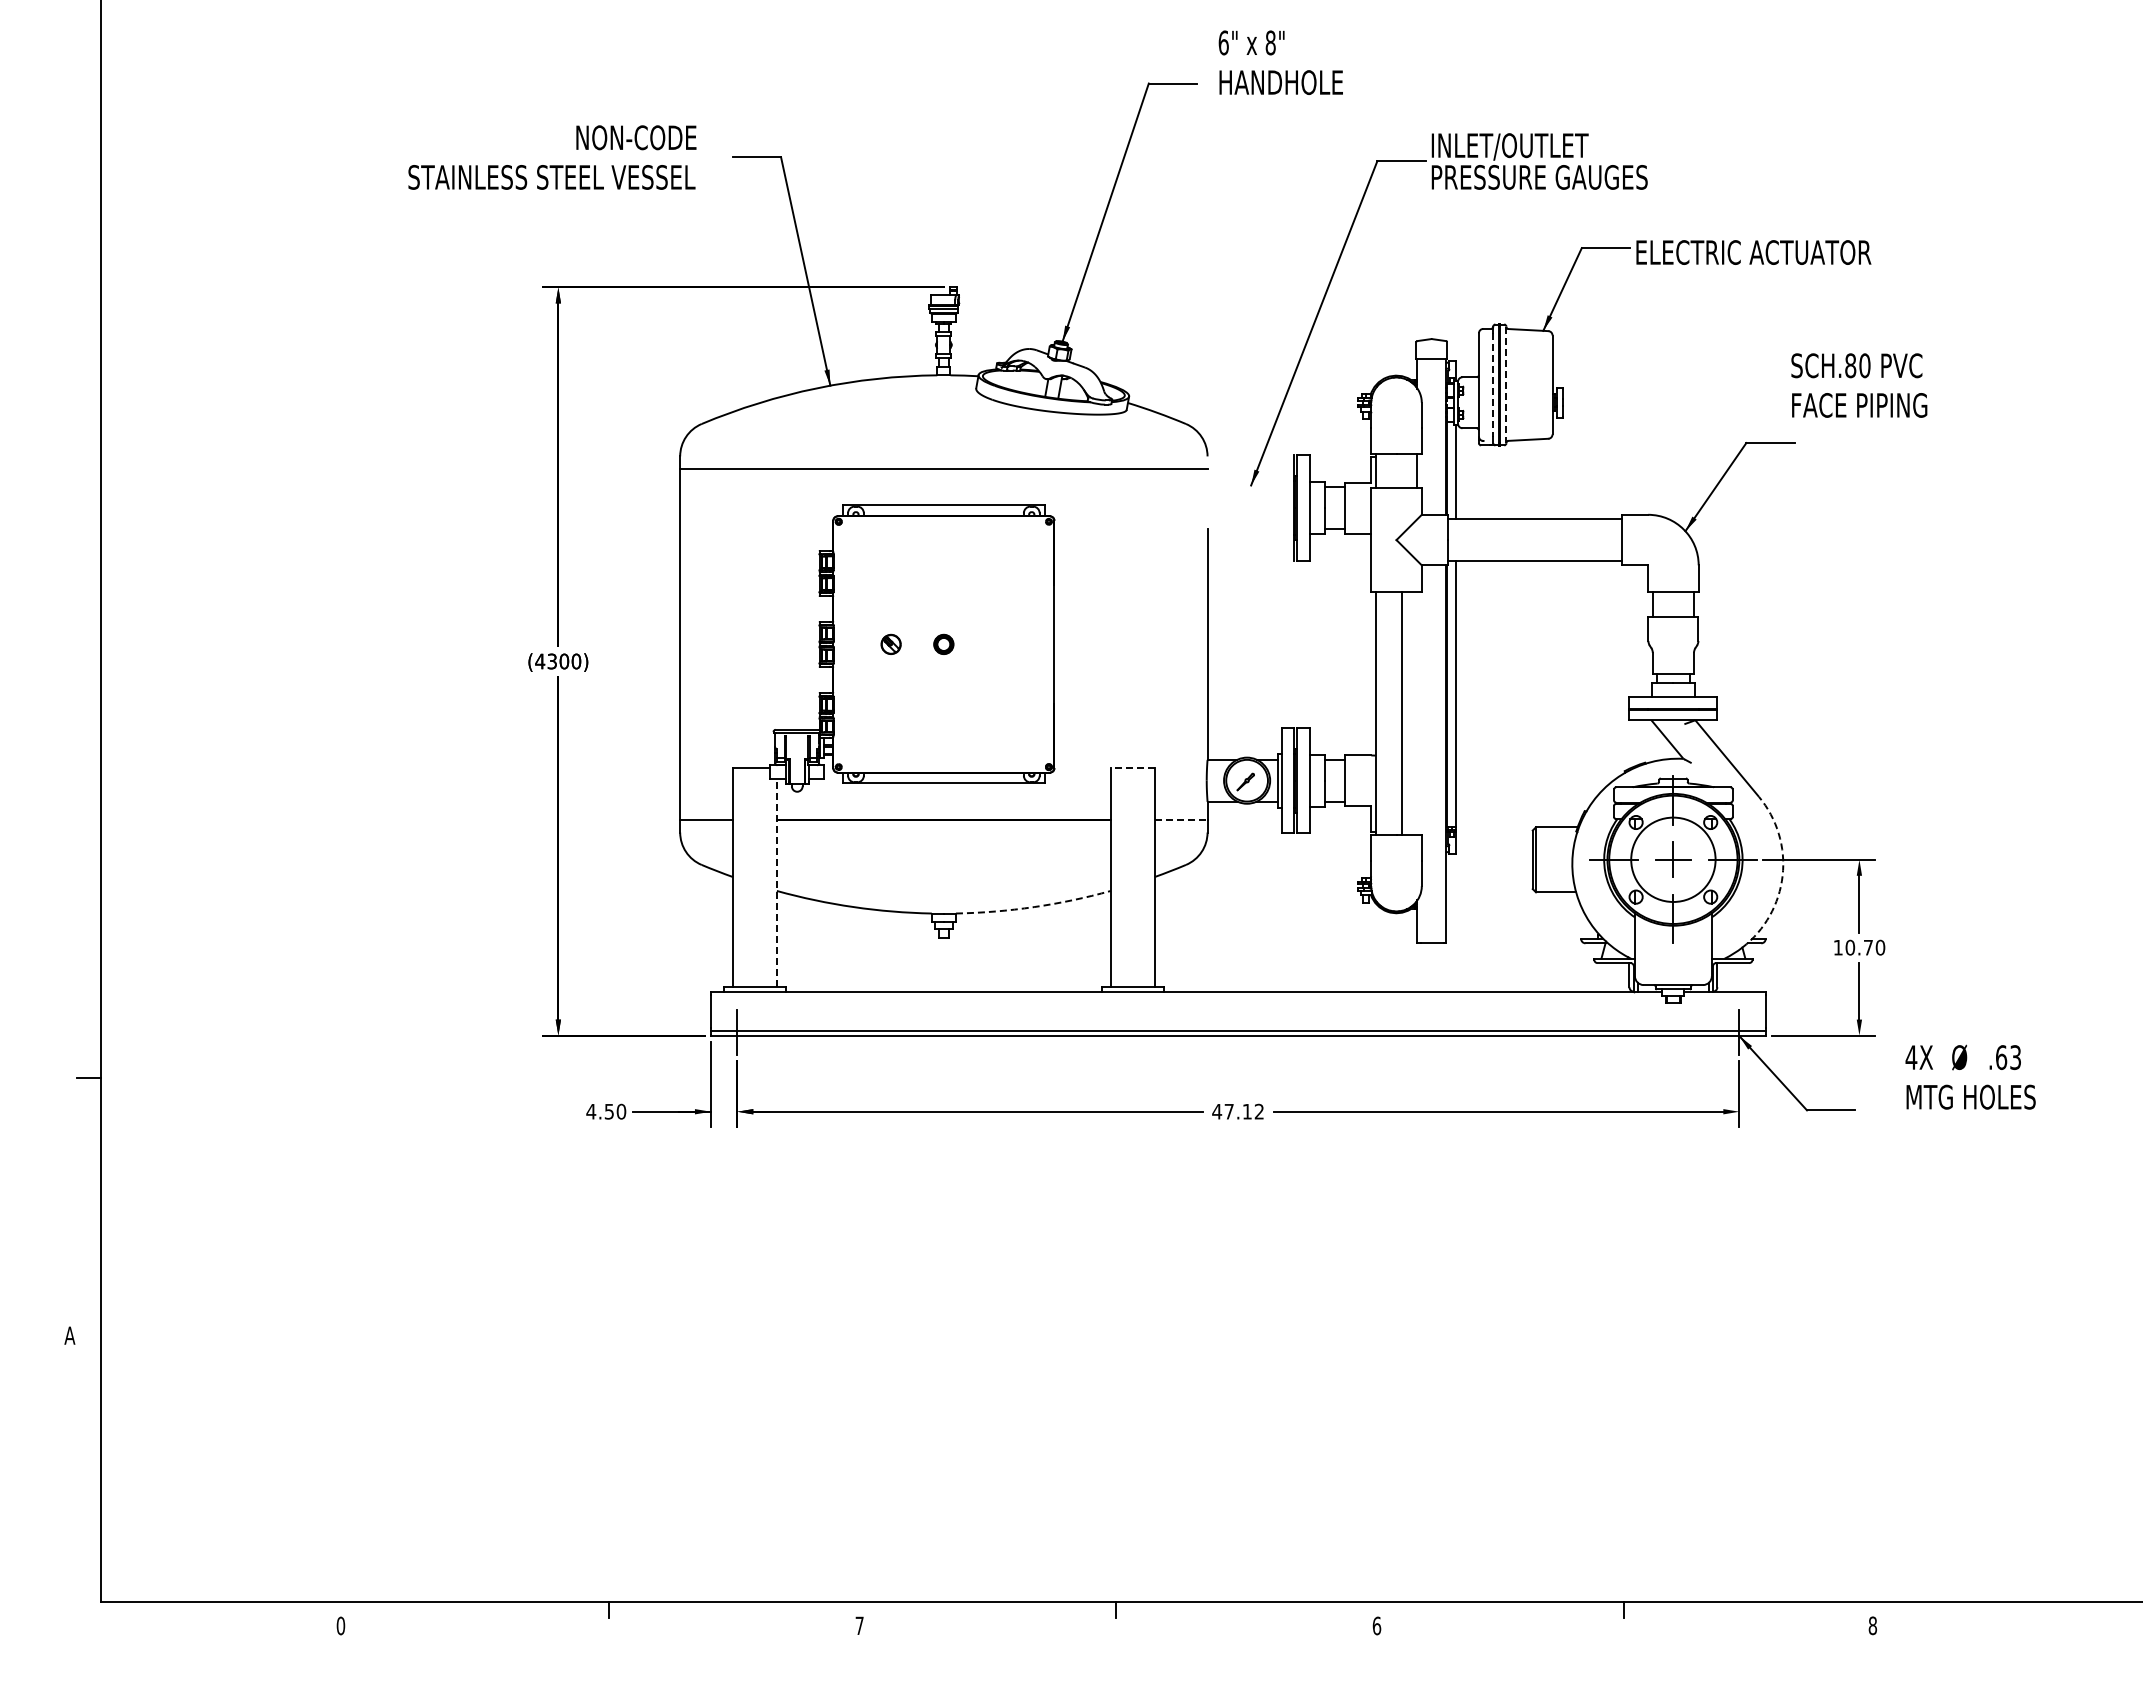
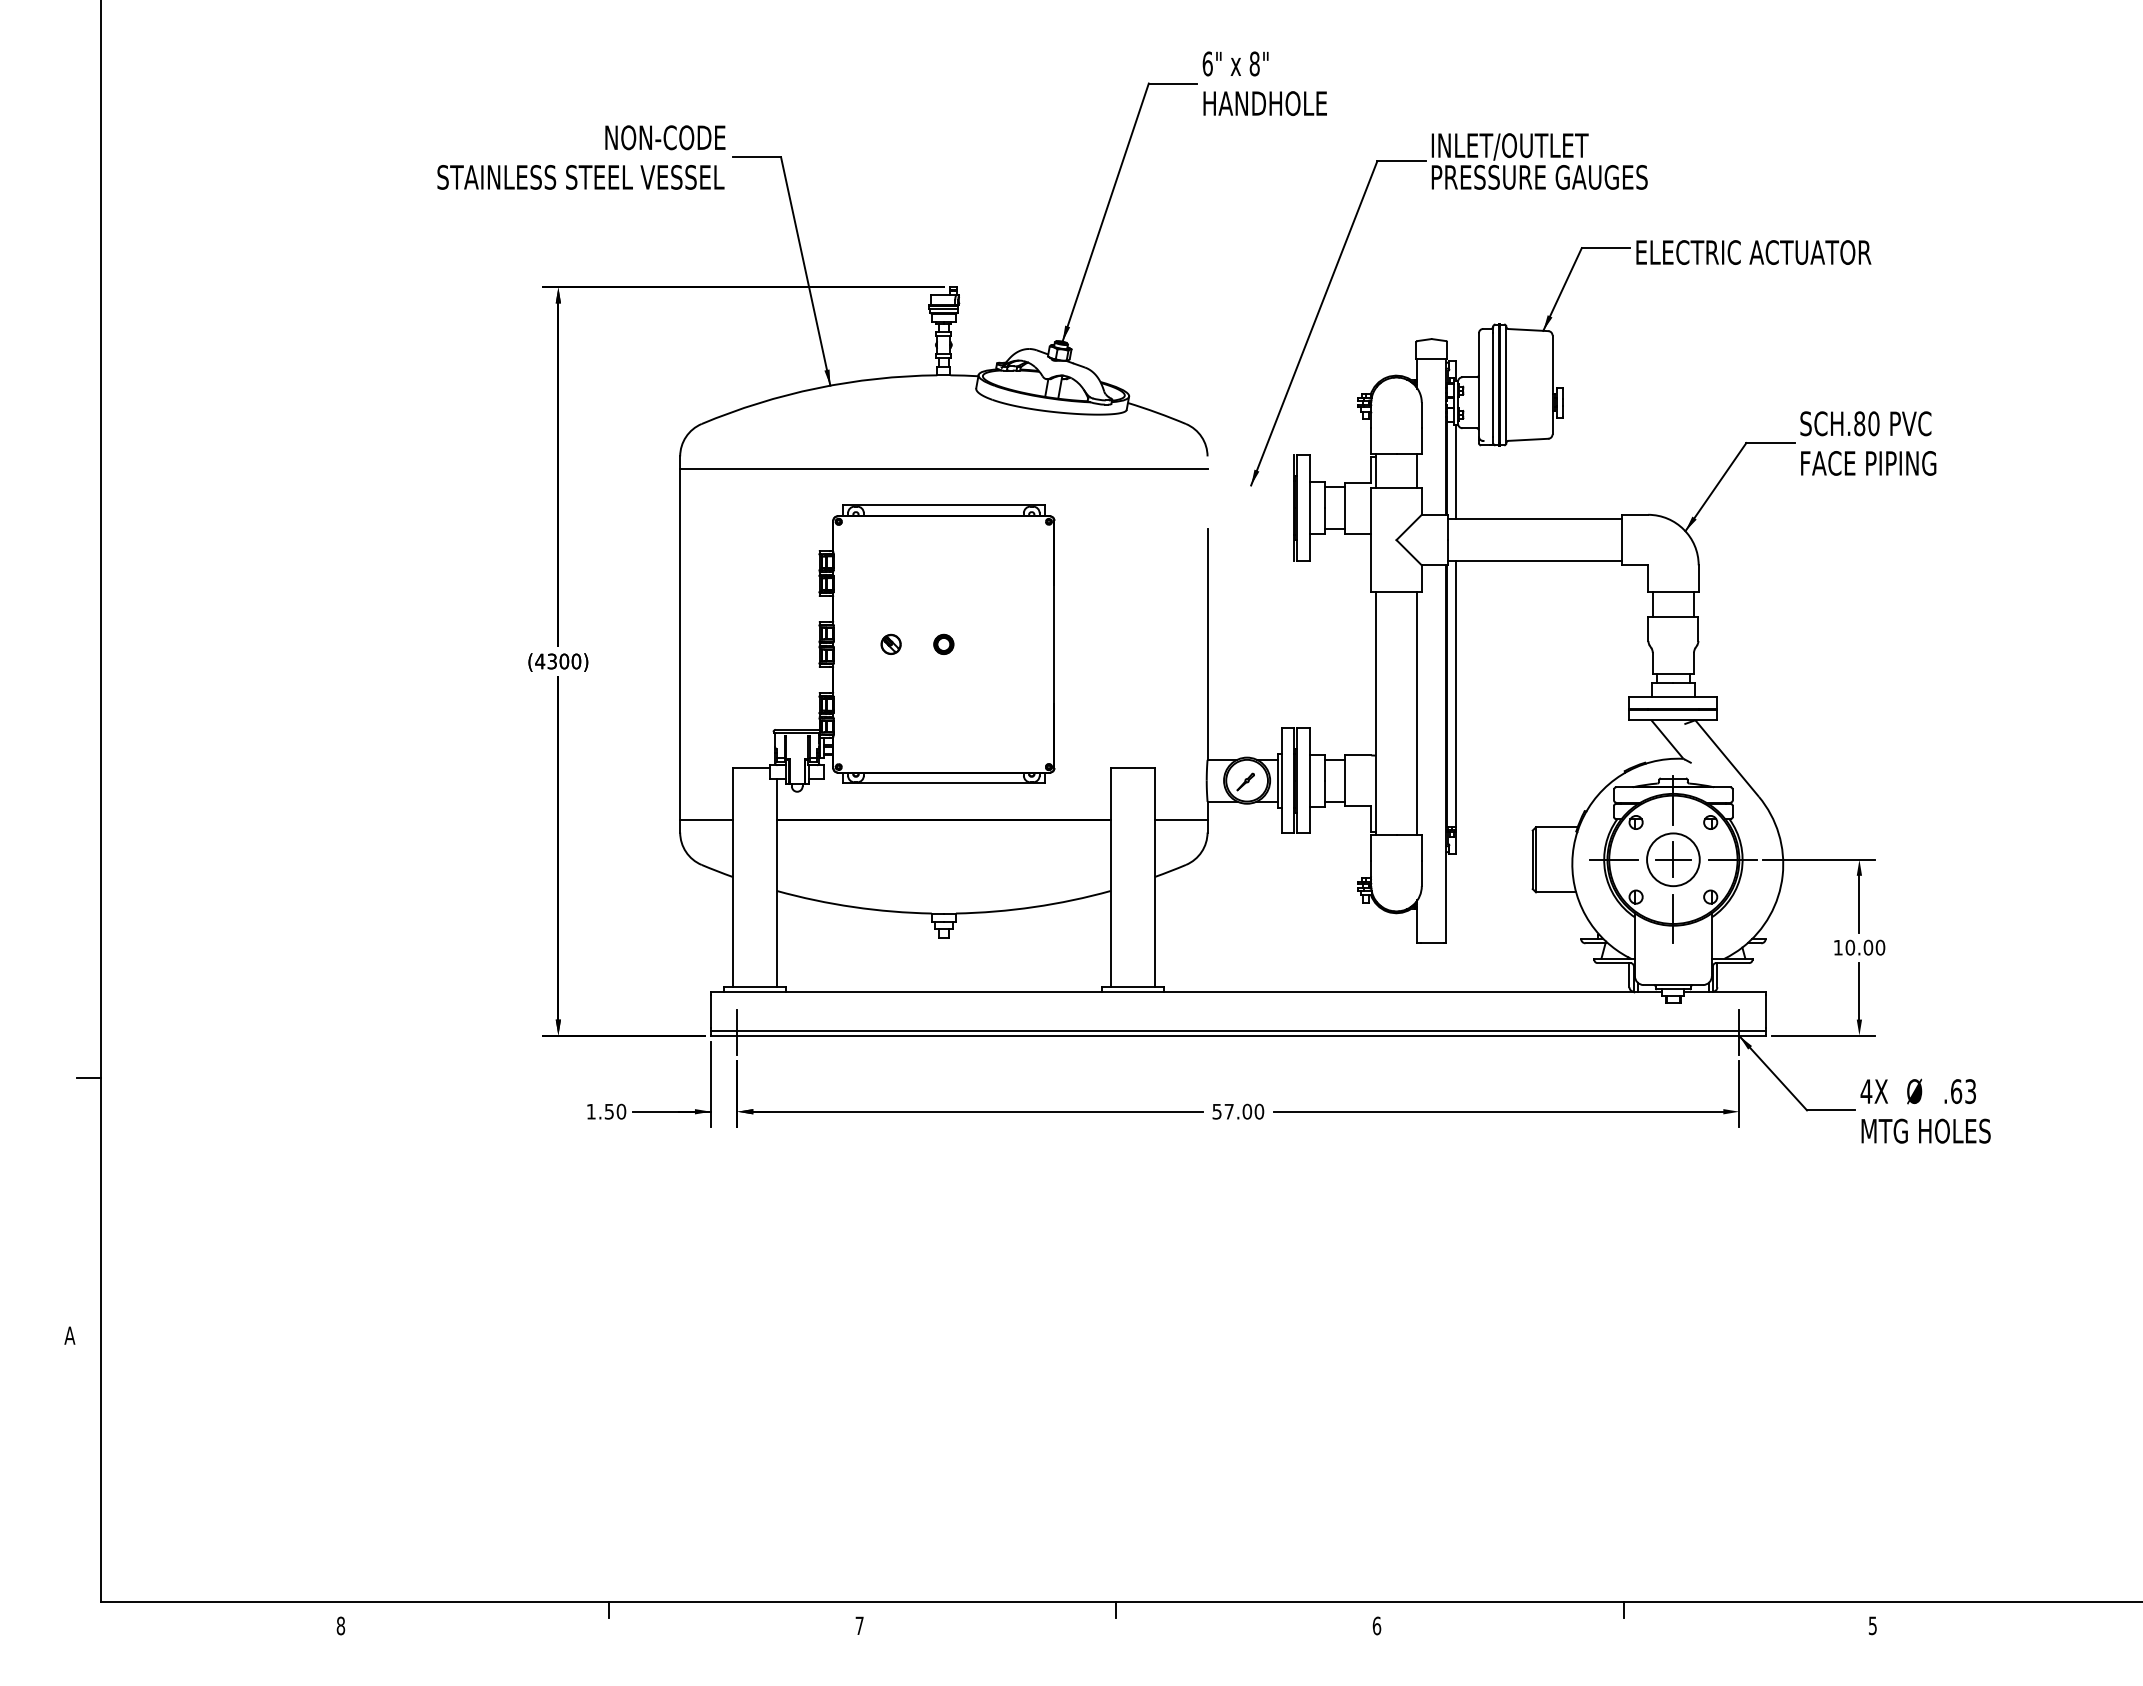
text position: (1280, 62) -> (1264, 83) (1264, 83)
text position: (552, 157) -> (581, 157) (581, 157)
line: dashed -> solid (1493, 384)
line: dashed -> solid (1506, 385)
text position: (1859, 385) -> (1868, 443) (1868, 443)
line position: (1402, 712) -> (1417, 712) (1417, 712)
line: dashed -> solid (1132, 767)
line: dashed -> solid (1181, 820)
circle diameter: 84 px -> 53 px (1673, 859)
arc: dashed -> solid (1782, 875)
line: dashed -> solid (776, 882)
arc: dashed -> solid (1034, 907)
text: 10.70 -> 10.00 (1868, 947)
text position: (1970, 1076) -> (1925, 1110) (1925, 1110)
text: 4.50 -> 1.50 (591, 1111)
text: 47.12 -> 57.00 (1238, 1111)
text: 0 -> 8 (340, 1625)
text: 8 -> 5 (1872, 1625)
